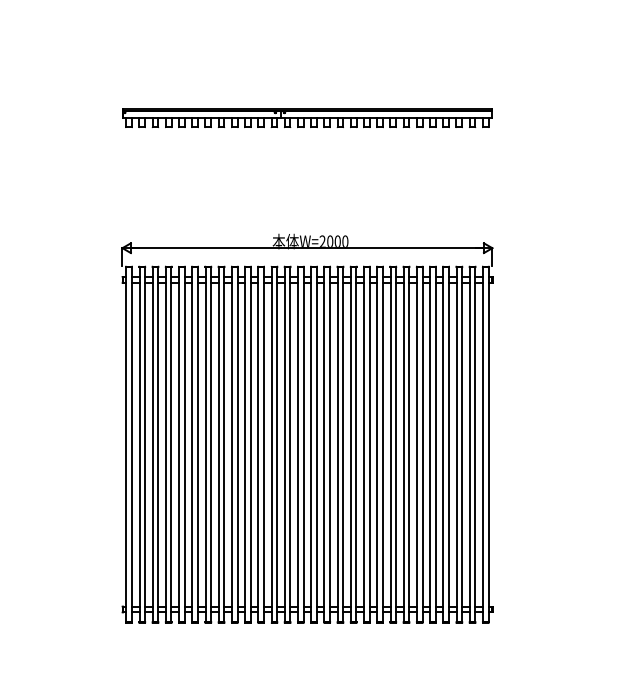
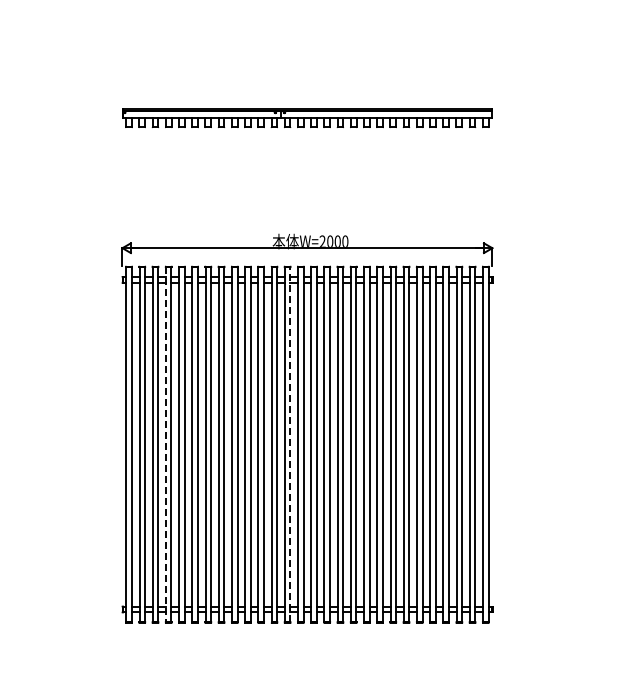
line: solid -> dashed (165, 444)
line: solid -> dashed (290, 444)
